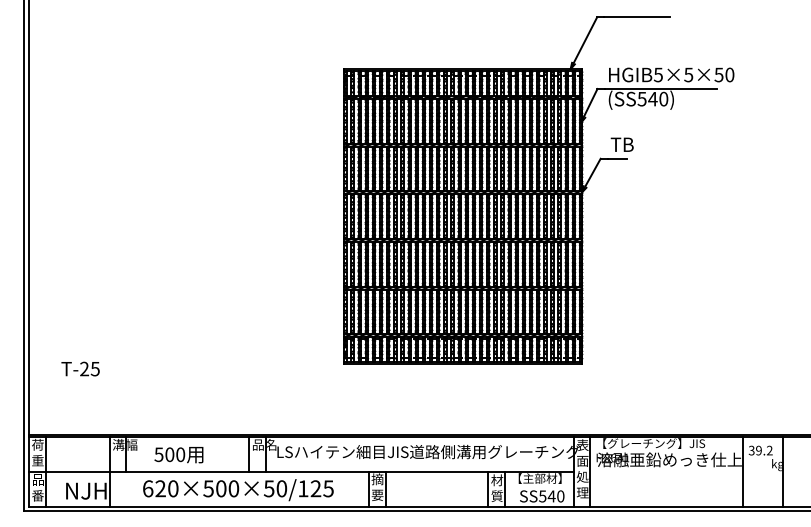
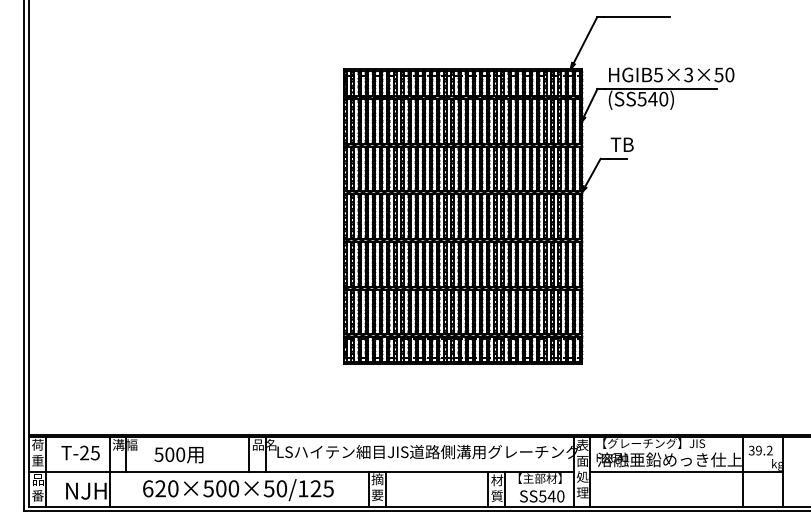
text: HGIB5×5×50 -> HGIB5×3×50 (688, 74)
text position: (80, 368) -> (80, 452) (80, 452)
line: none -> present (686, 471)
